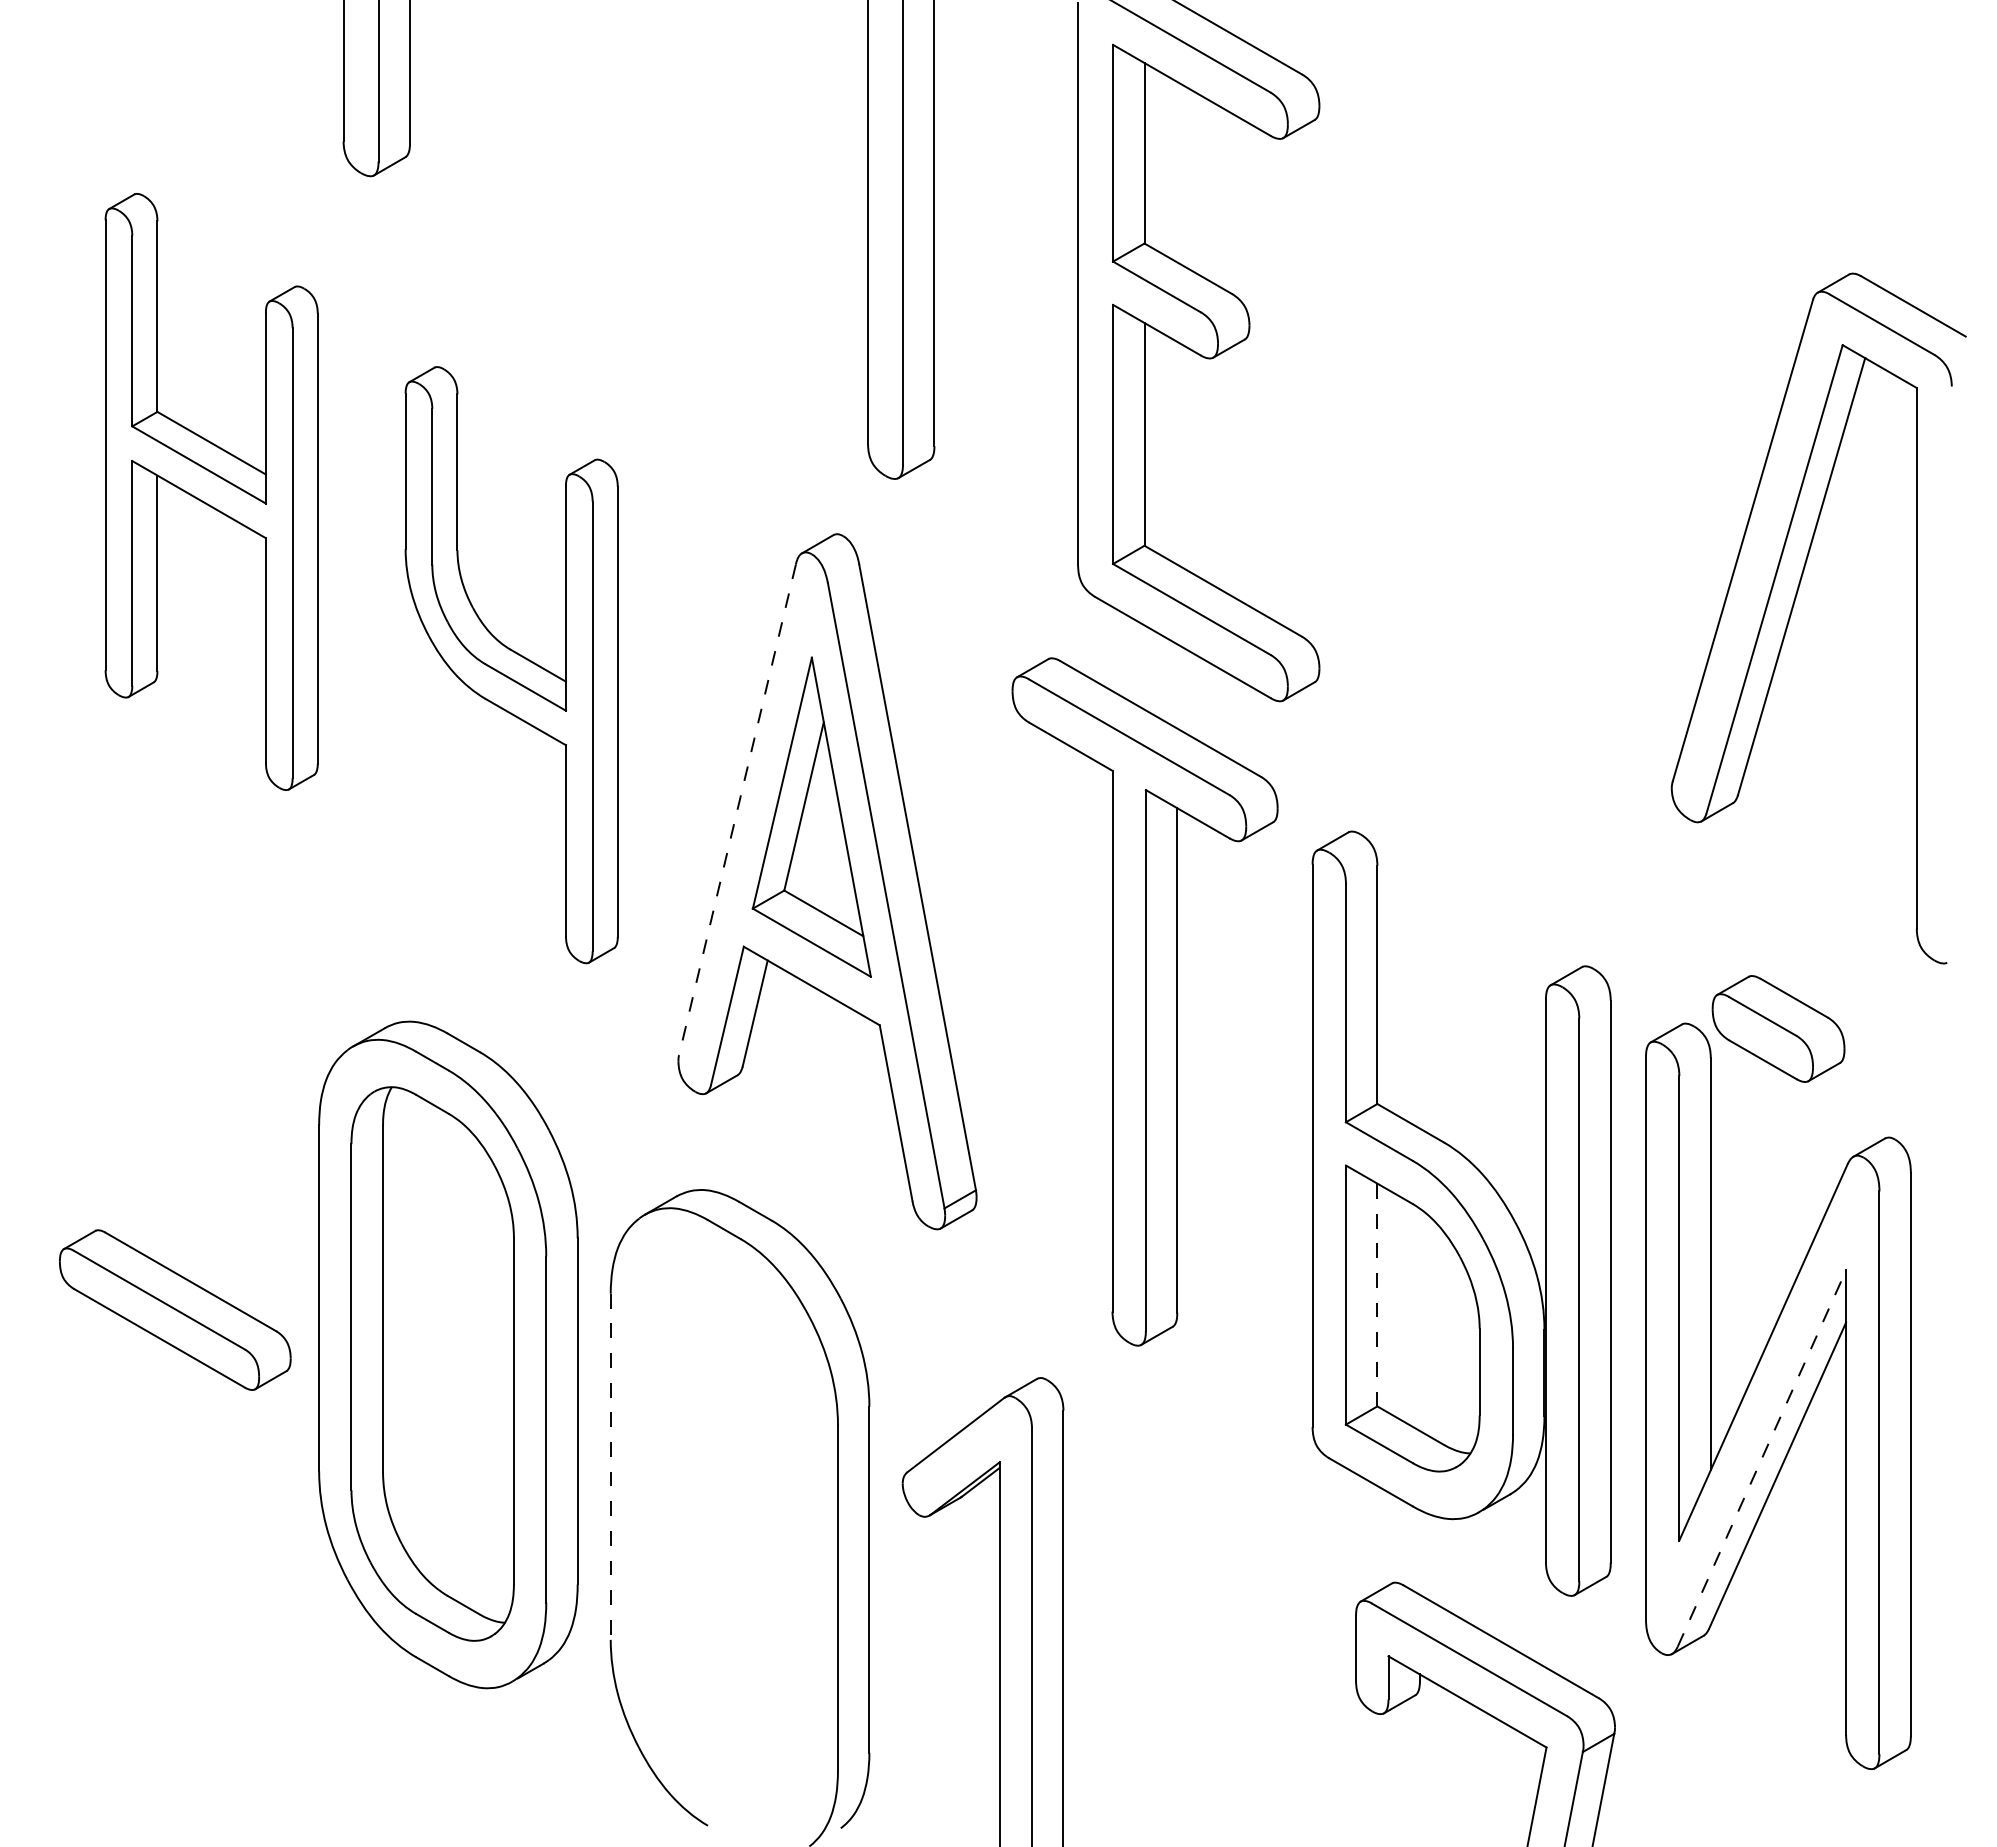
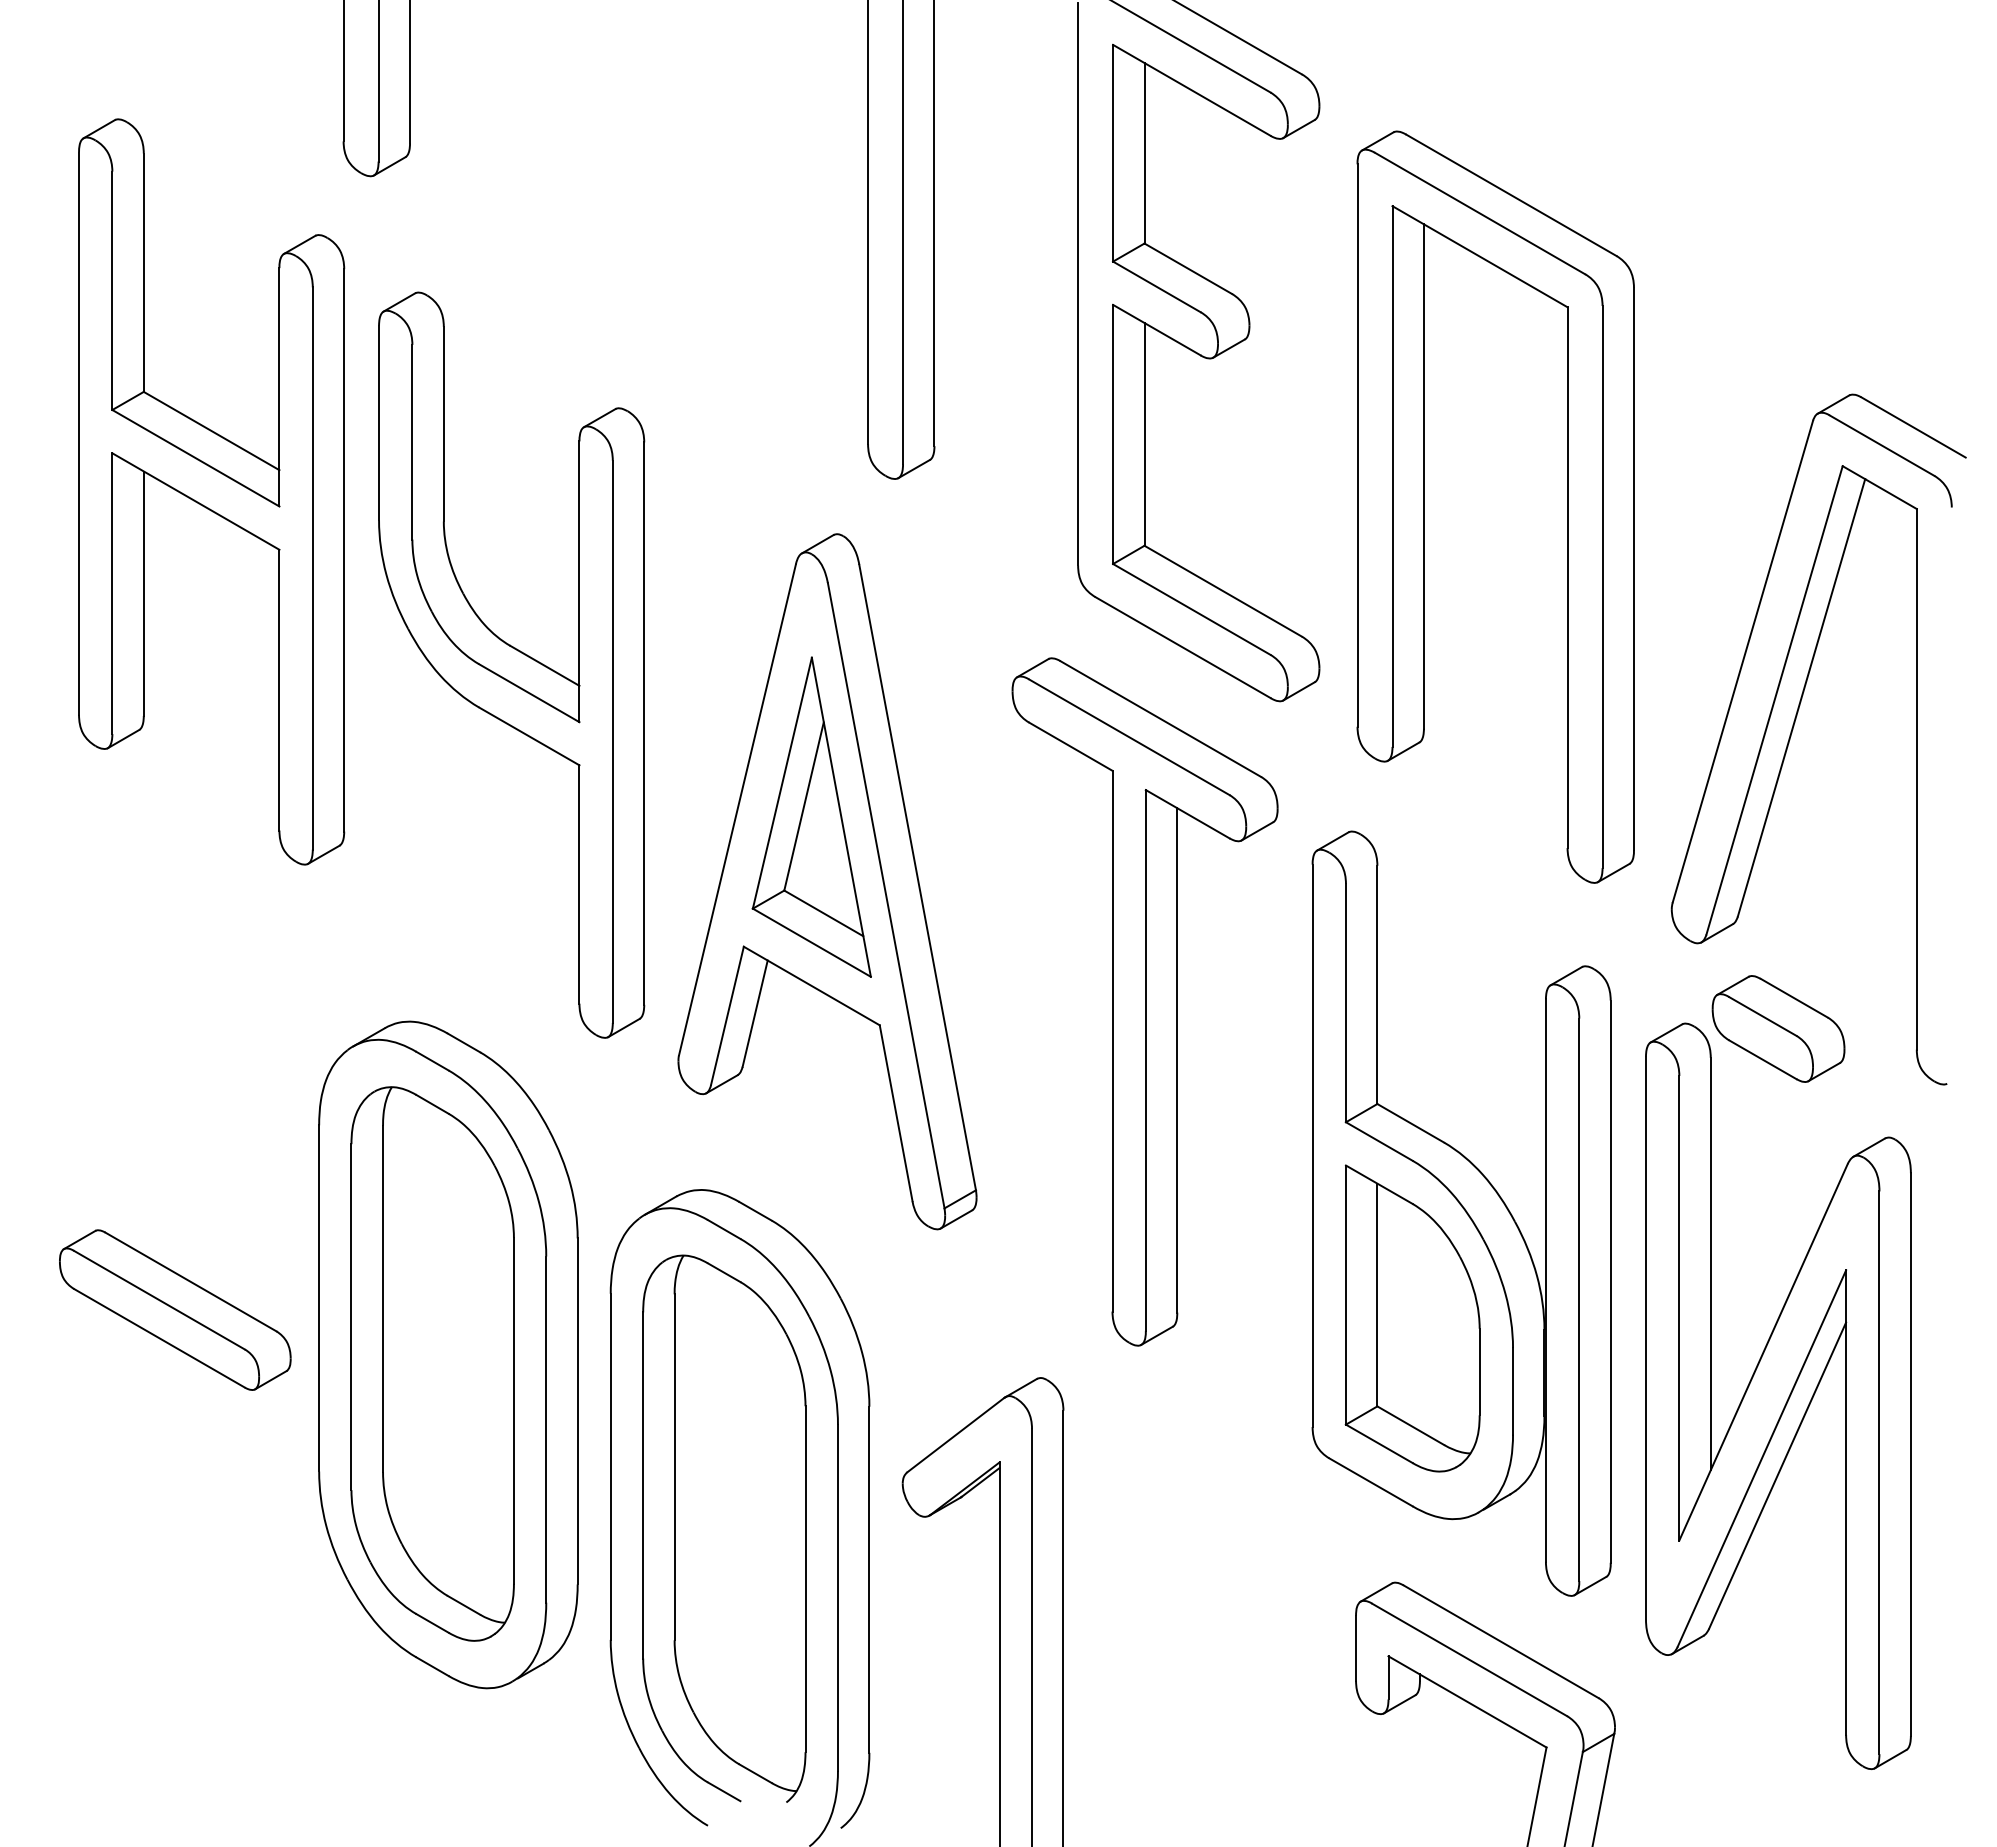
part size: 215x598 px -> 268x748 px (211, 491)
part: none -> present (1424, 506)
part position: (1792, 612) -> (1792, 733) (1792, 733)
part size: 215x599 px -> 268x748 px (511, 664)
line: dashed -> solid (737, 810)
line: dashed -> solid (1377, 1294)
line: dashed -> solid (1762, 1458)
line: dashed -> solid (610, 1467)
part: none -> present (724, 1528)
